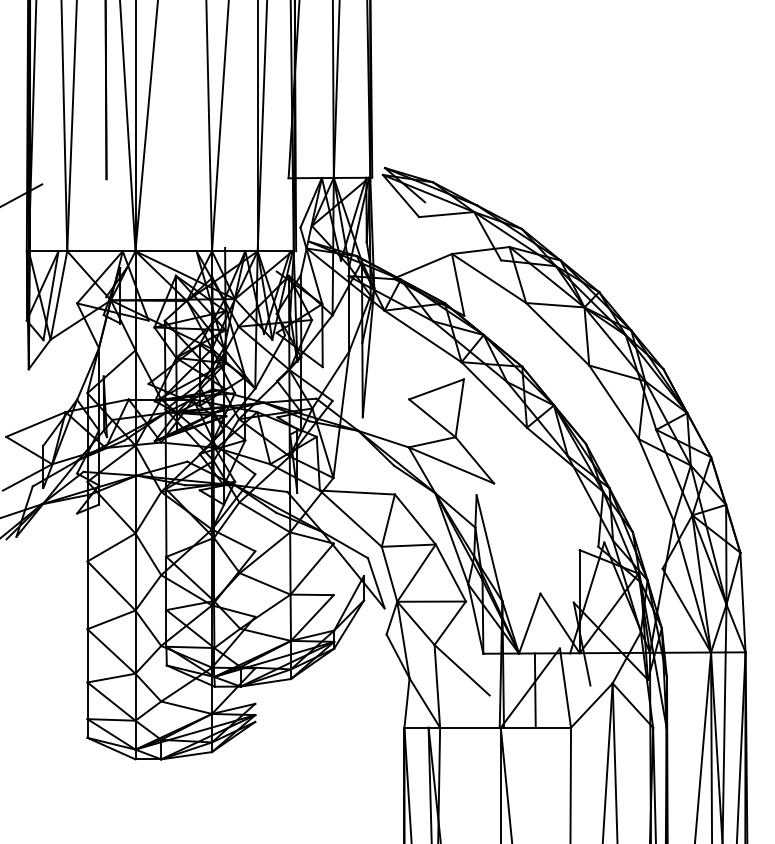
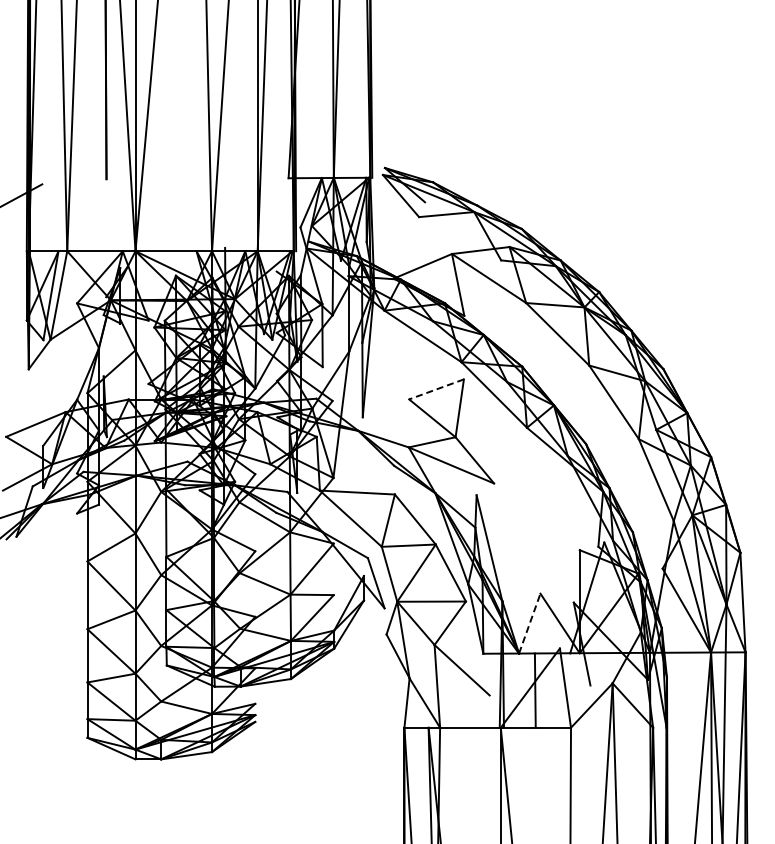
line: solid -> dashed (436, 389)
line: solid -> dashed (529, 623)
